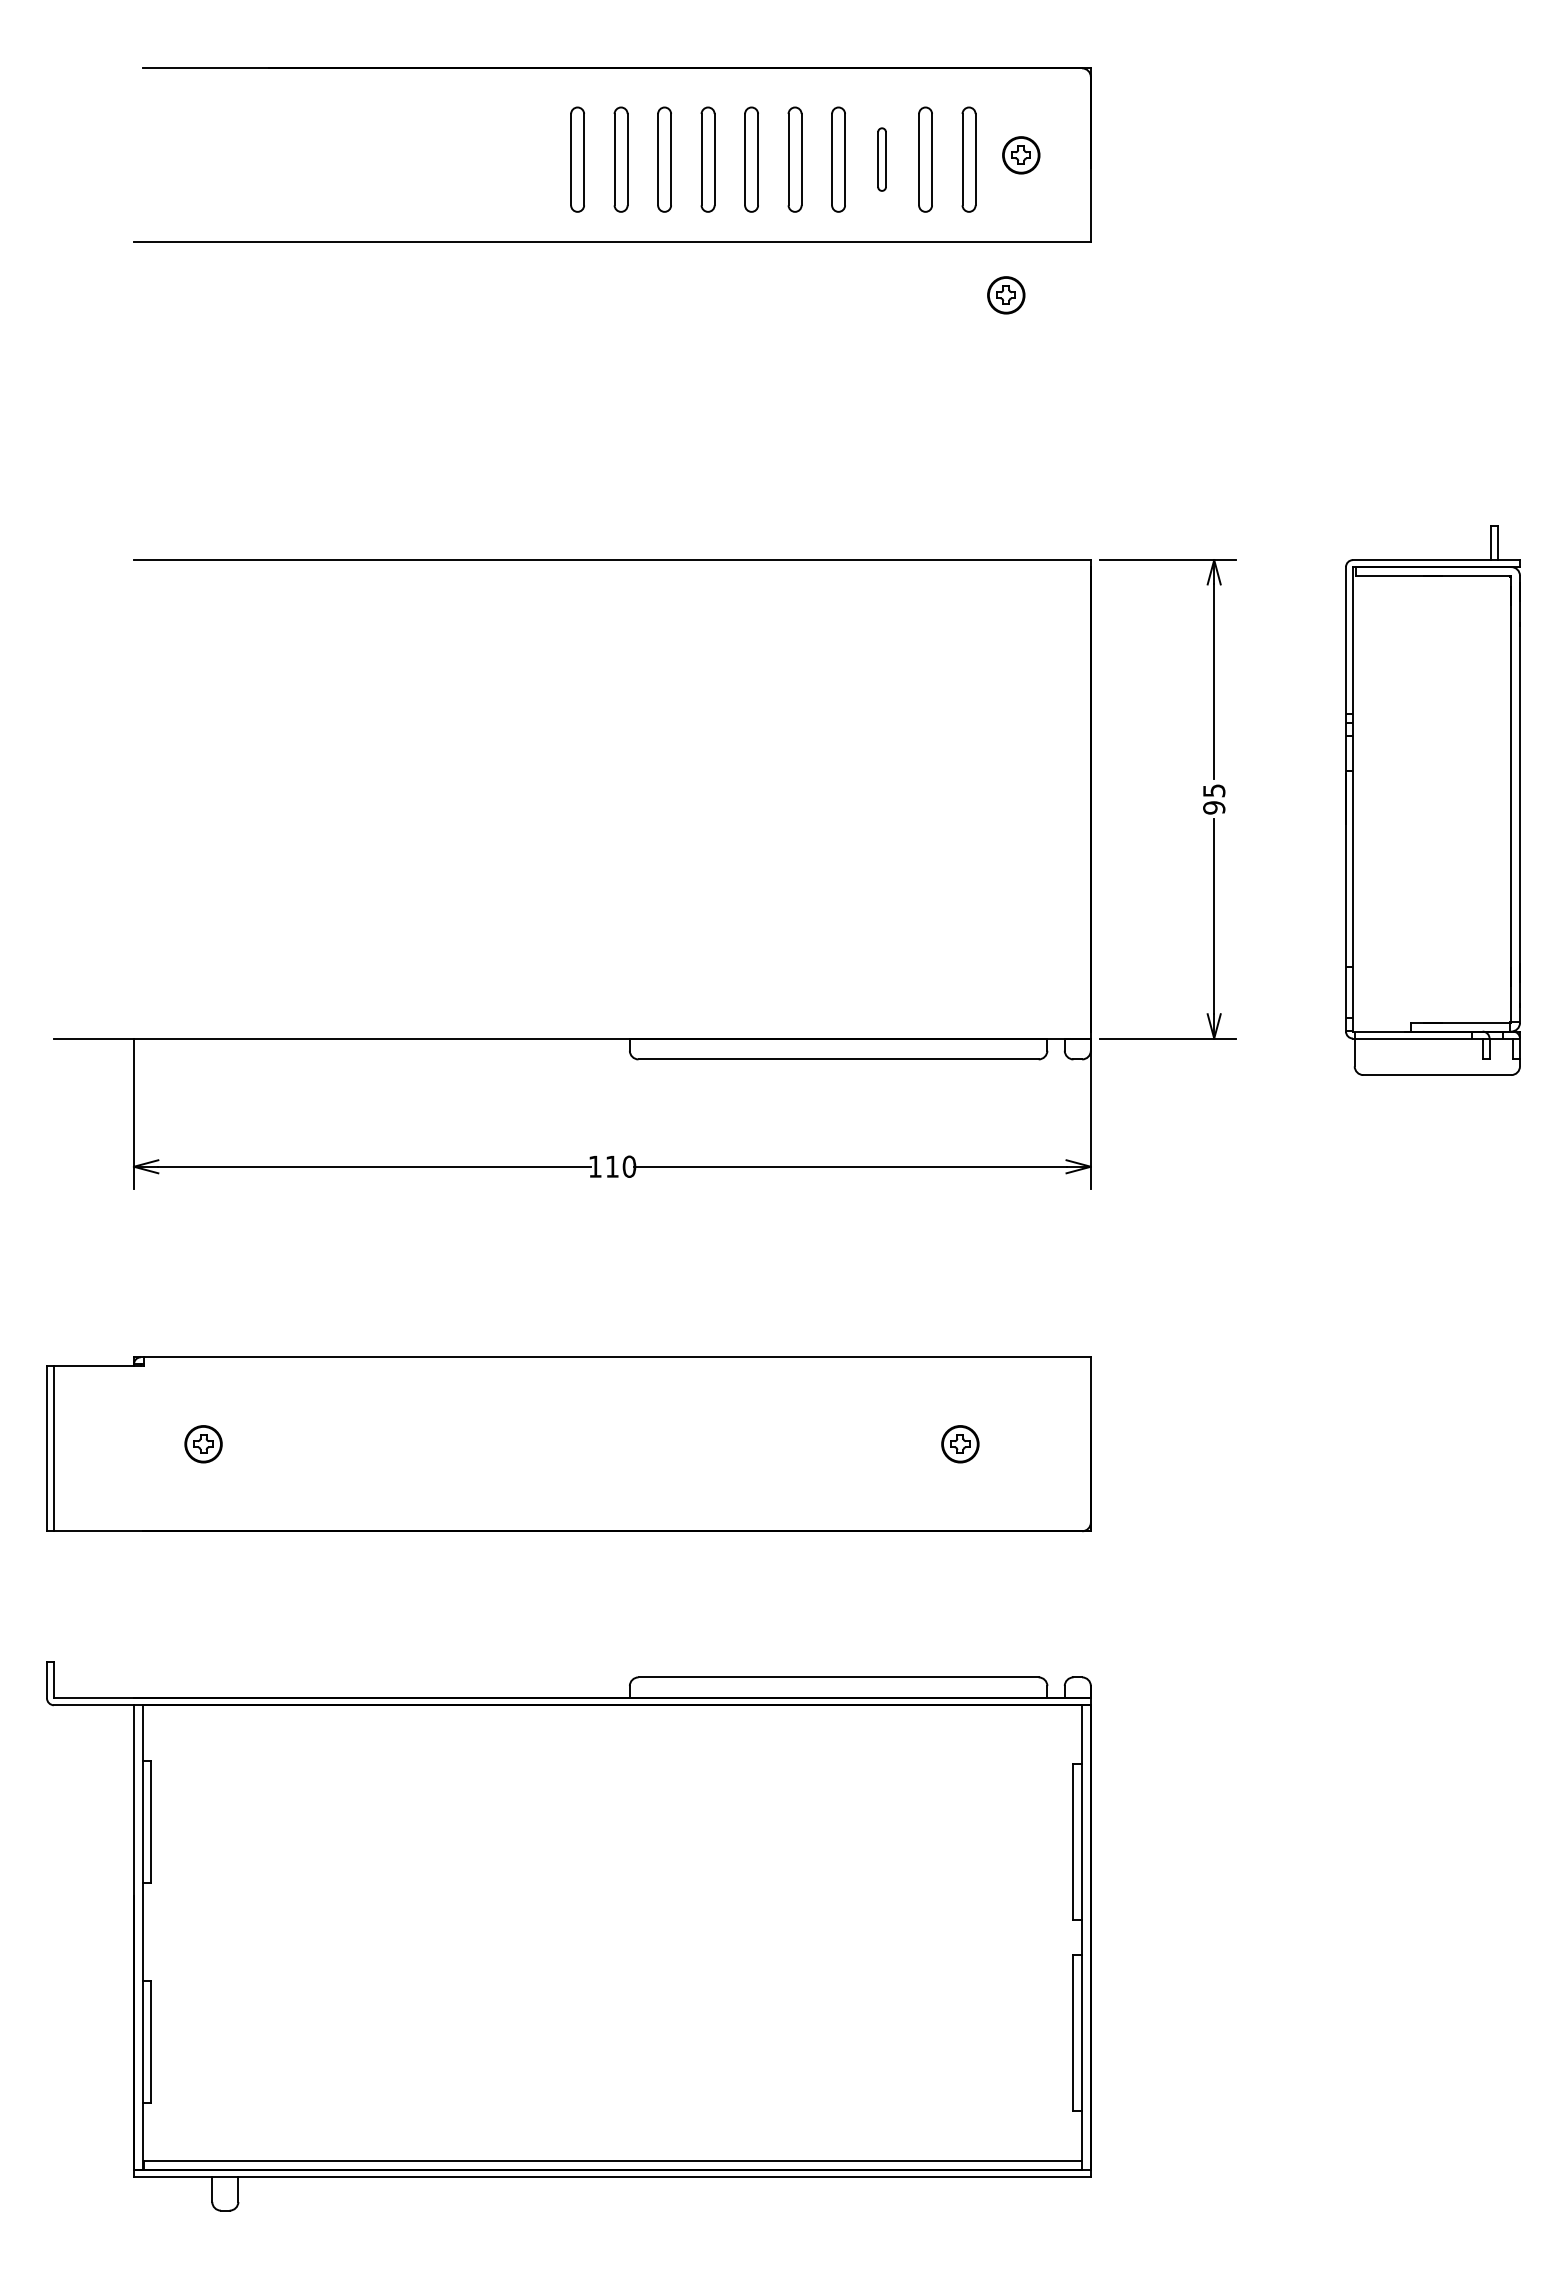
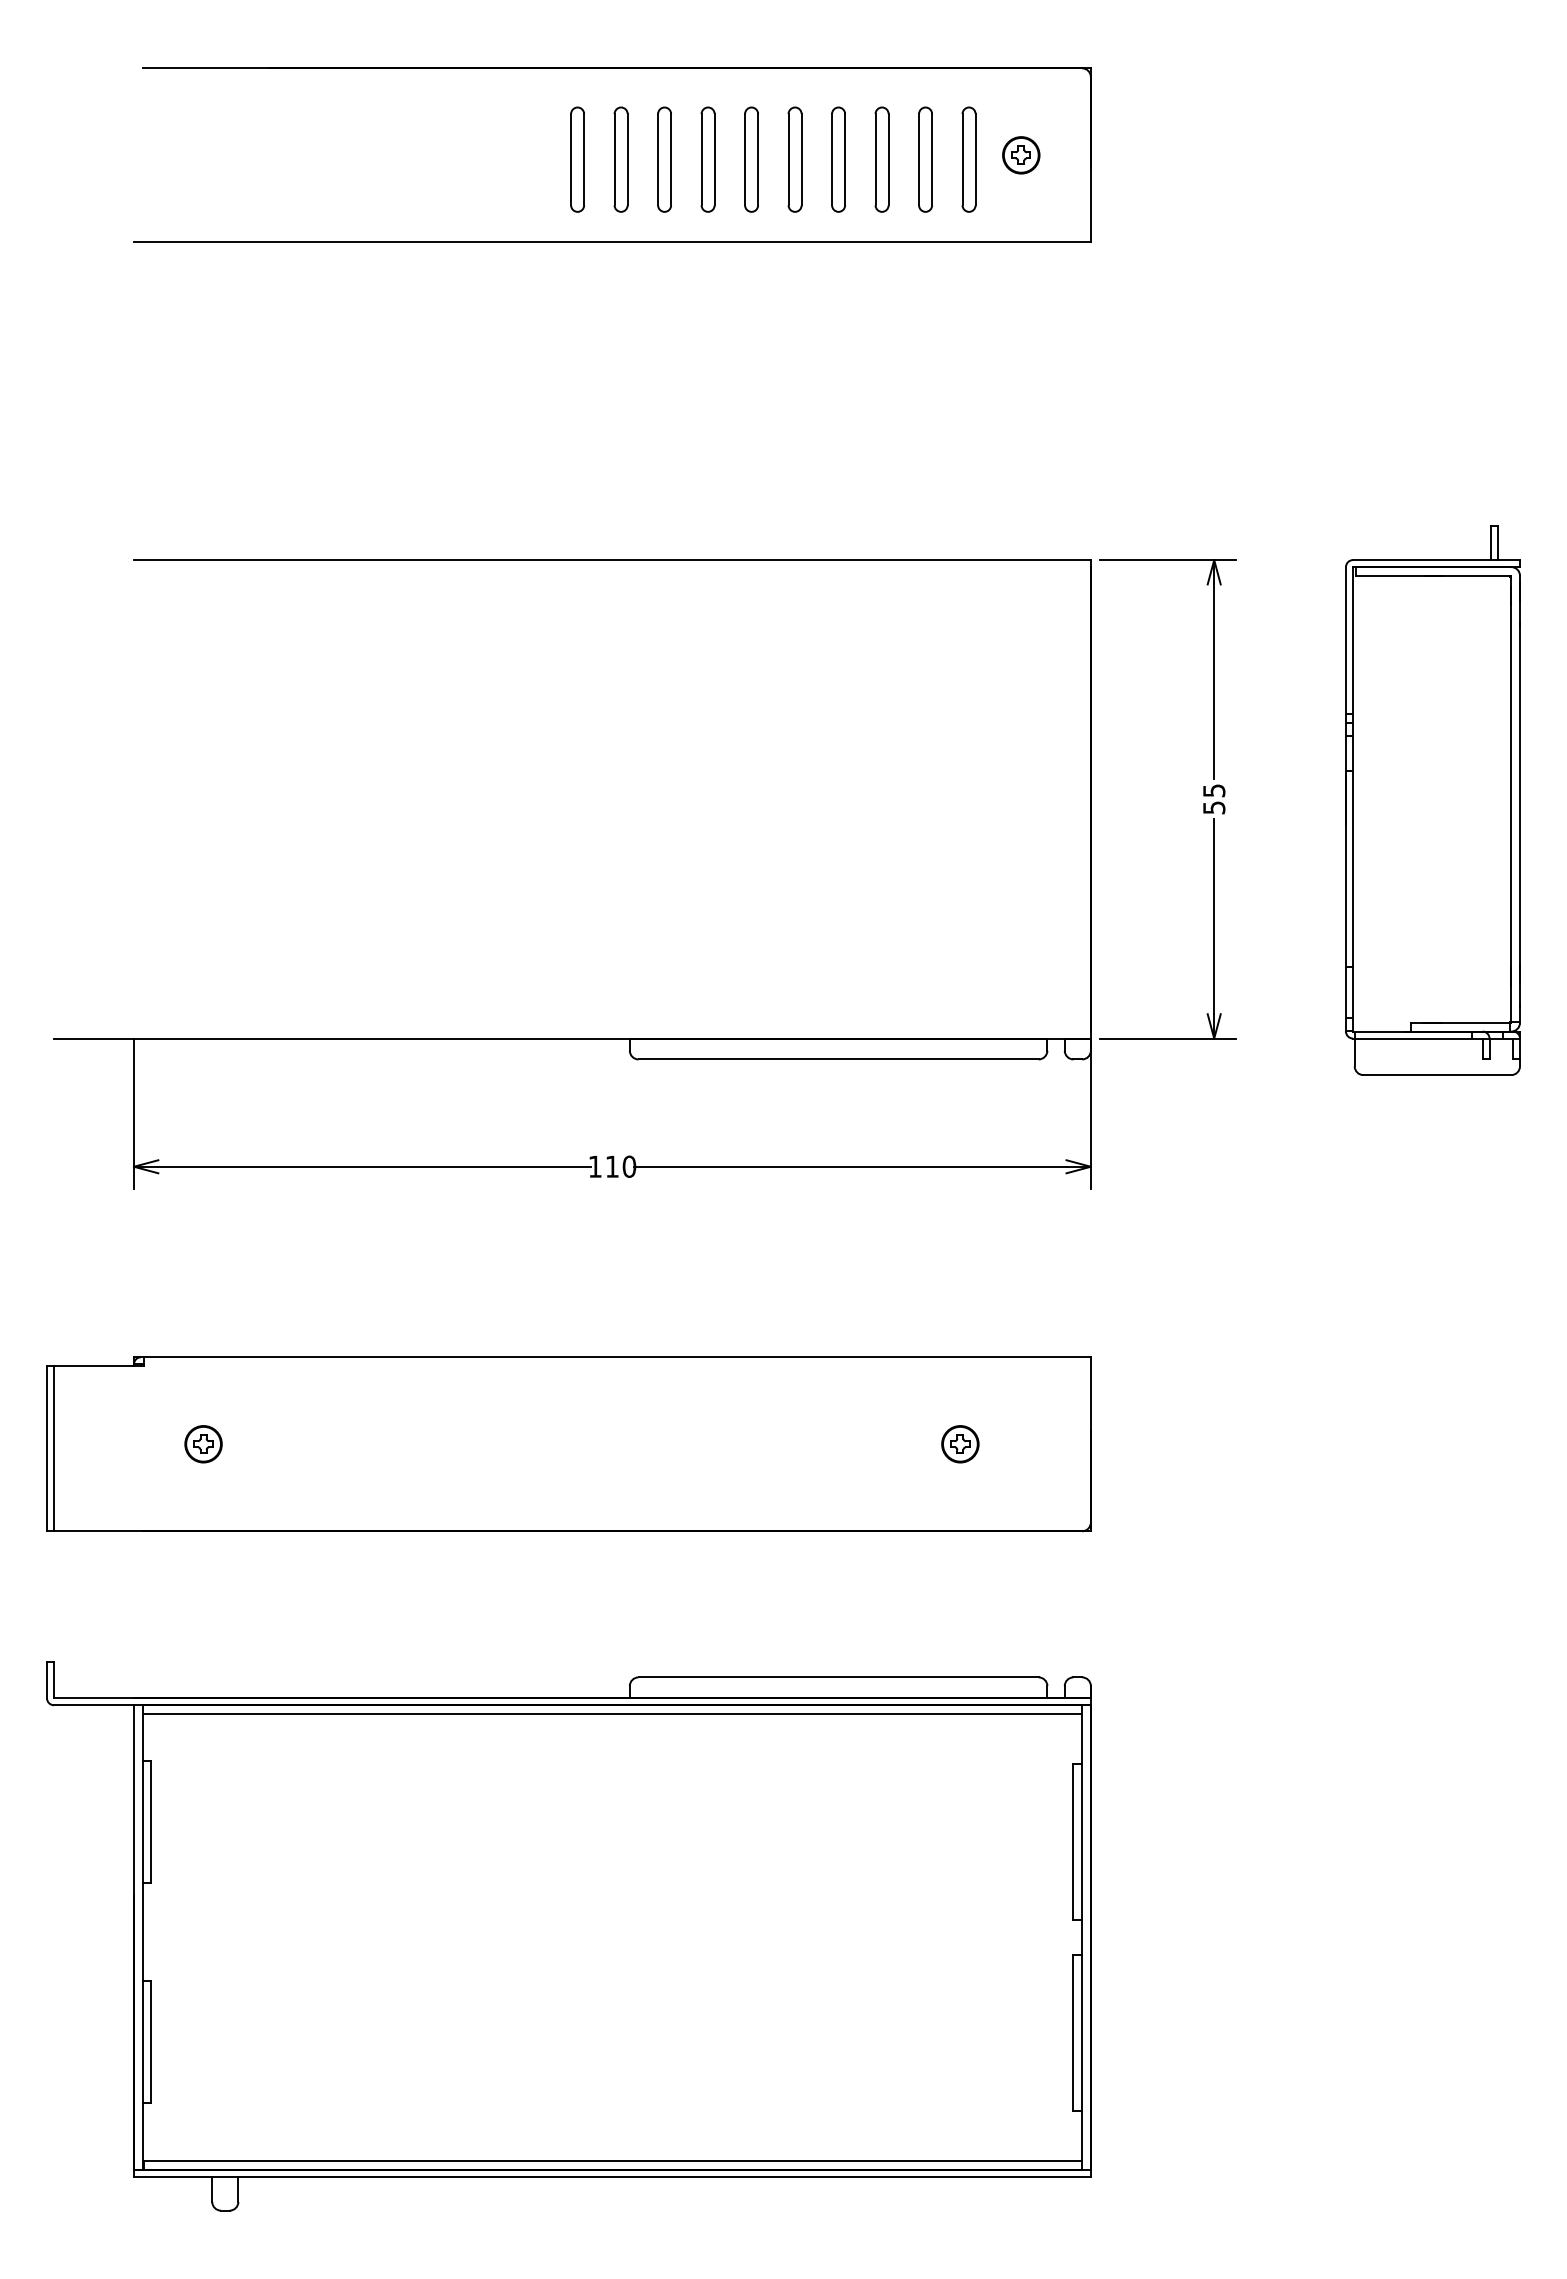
part size: 10x65 px -> 16x107 px (881, 159)
part: present -> none (1006, 295)
text: 95 -> 55 (1214, 807)
line: none -> present (612, 1713)
